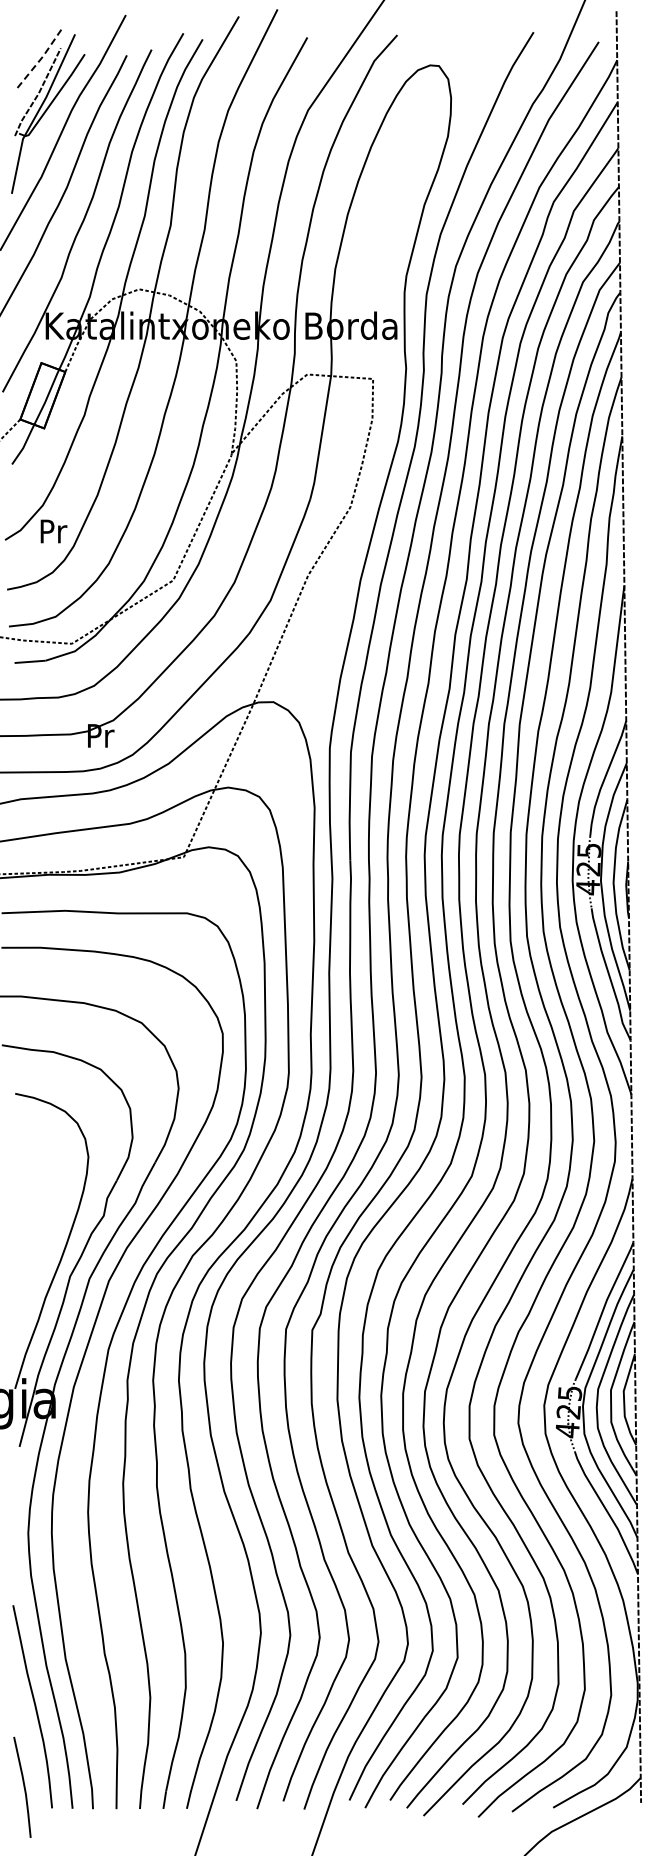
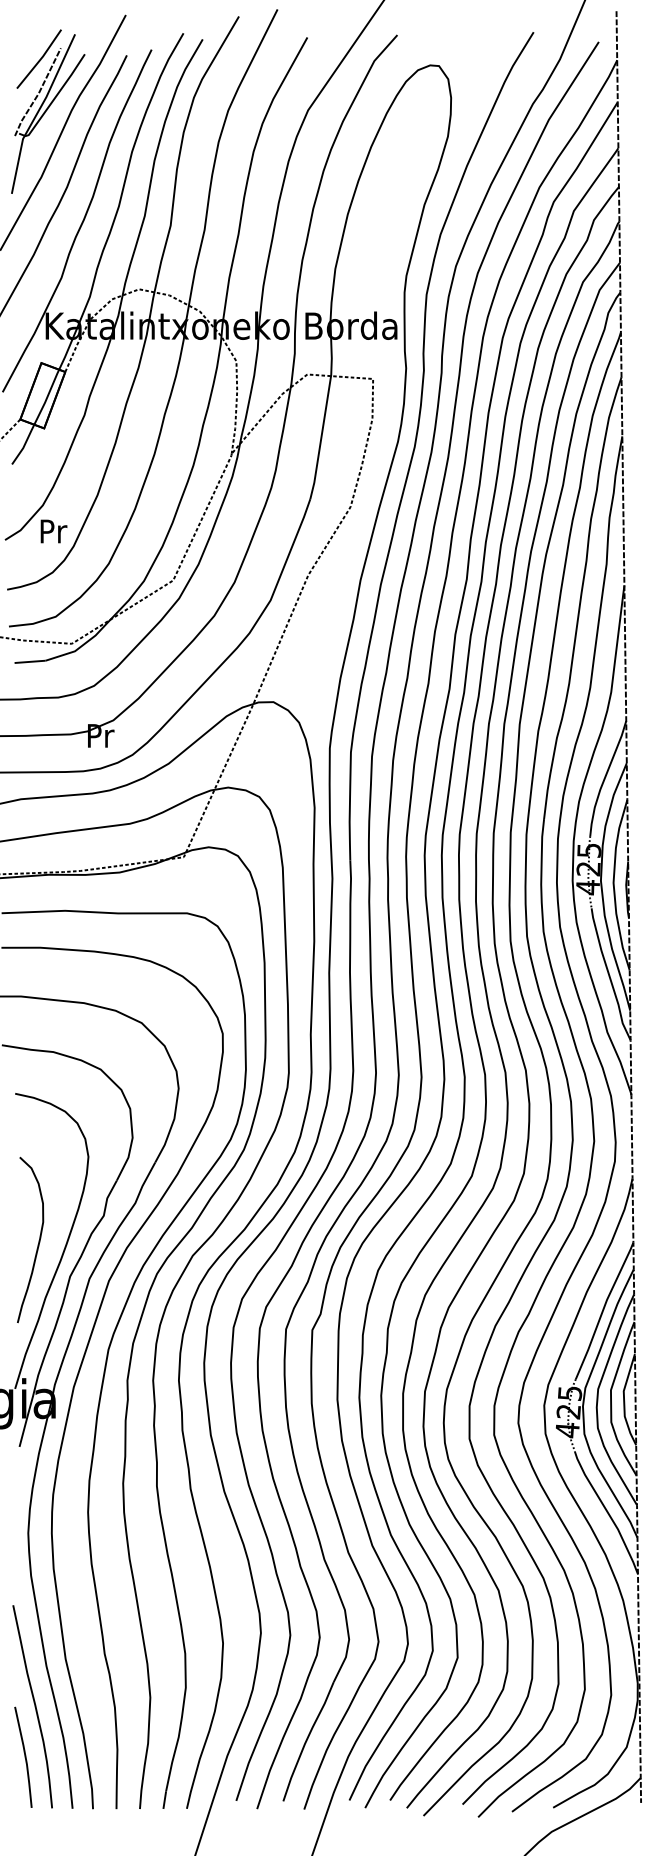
line: dashed -> solid (40, 59)
curve: none -> present (38, 1240)
line position: (23, 1786) -> (24, 1756) (24, 1756)
